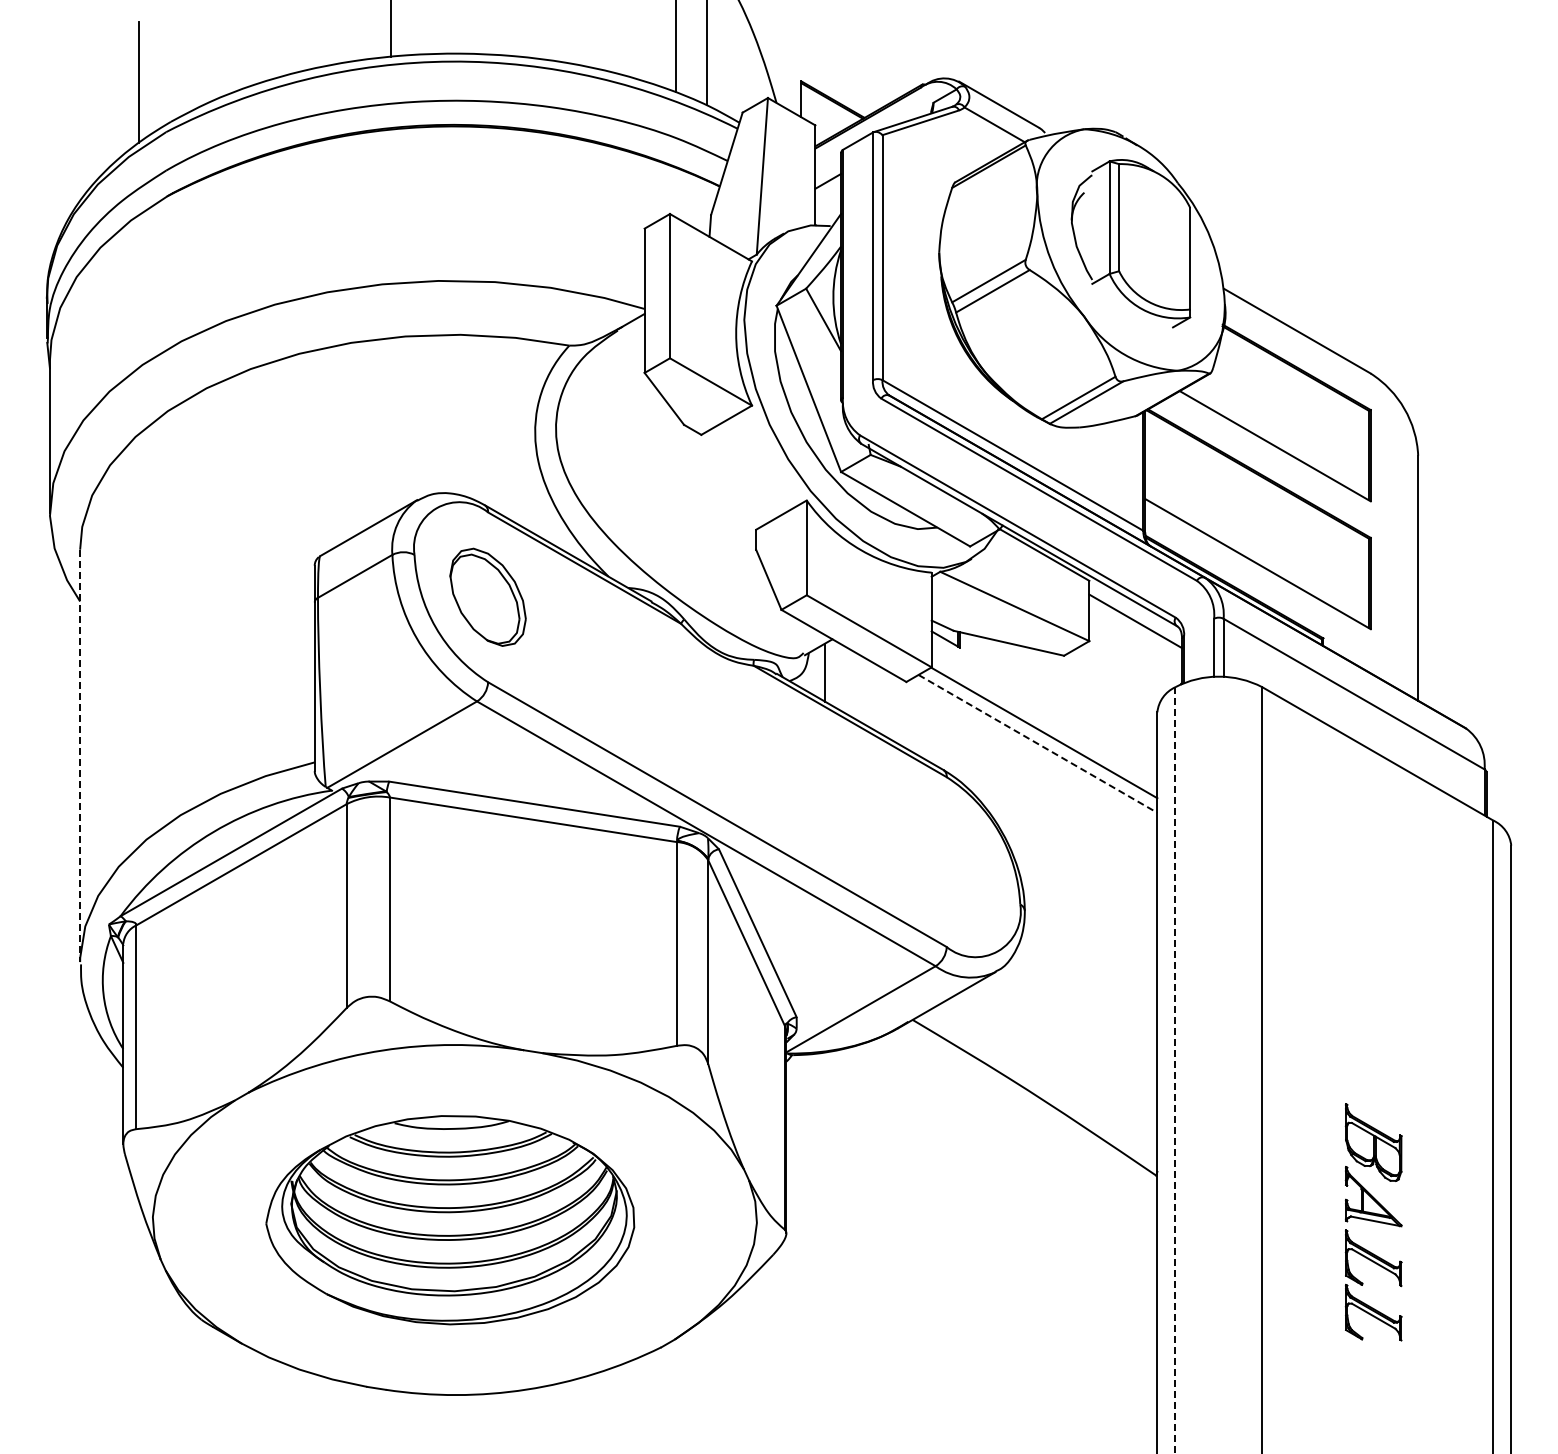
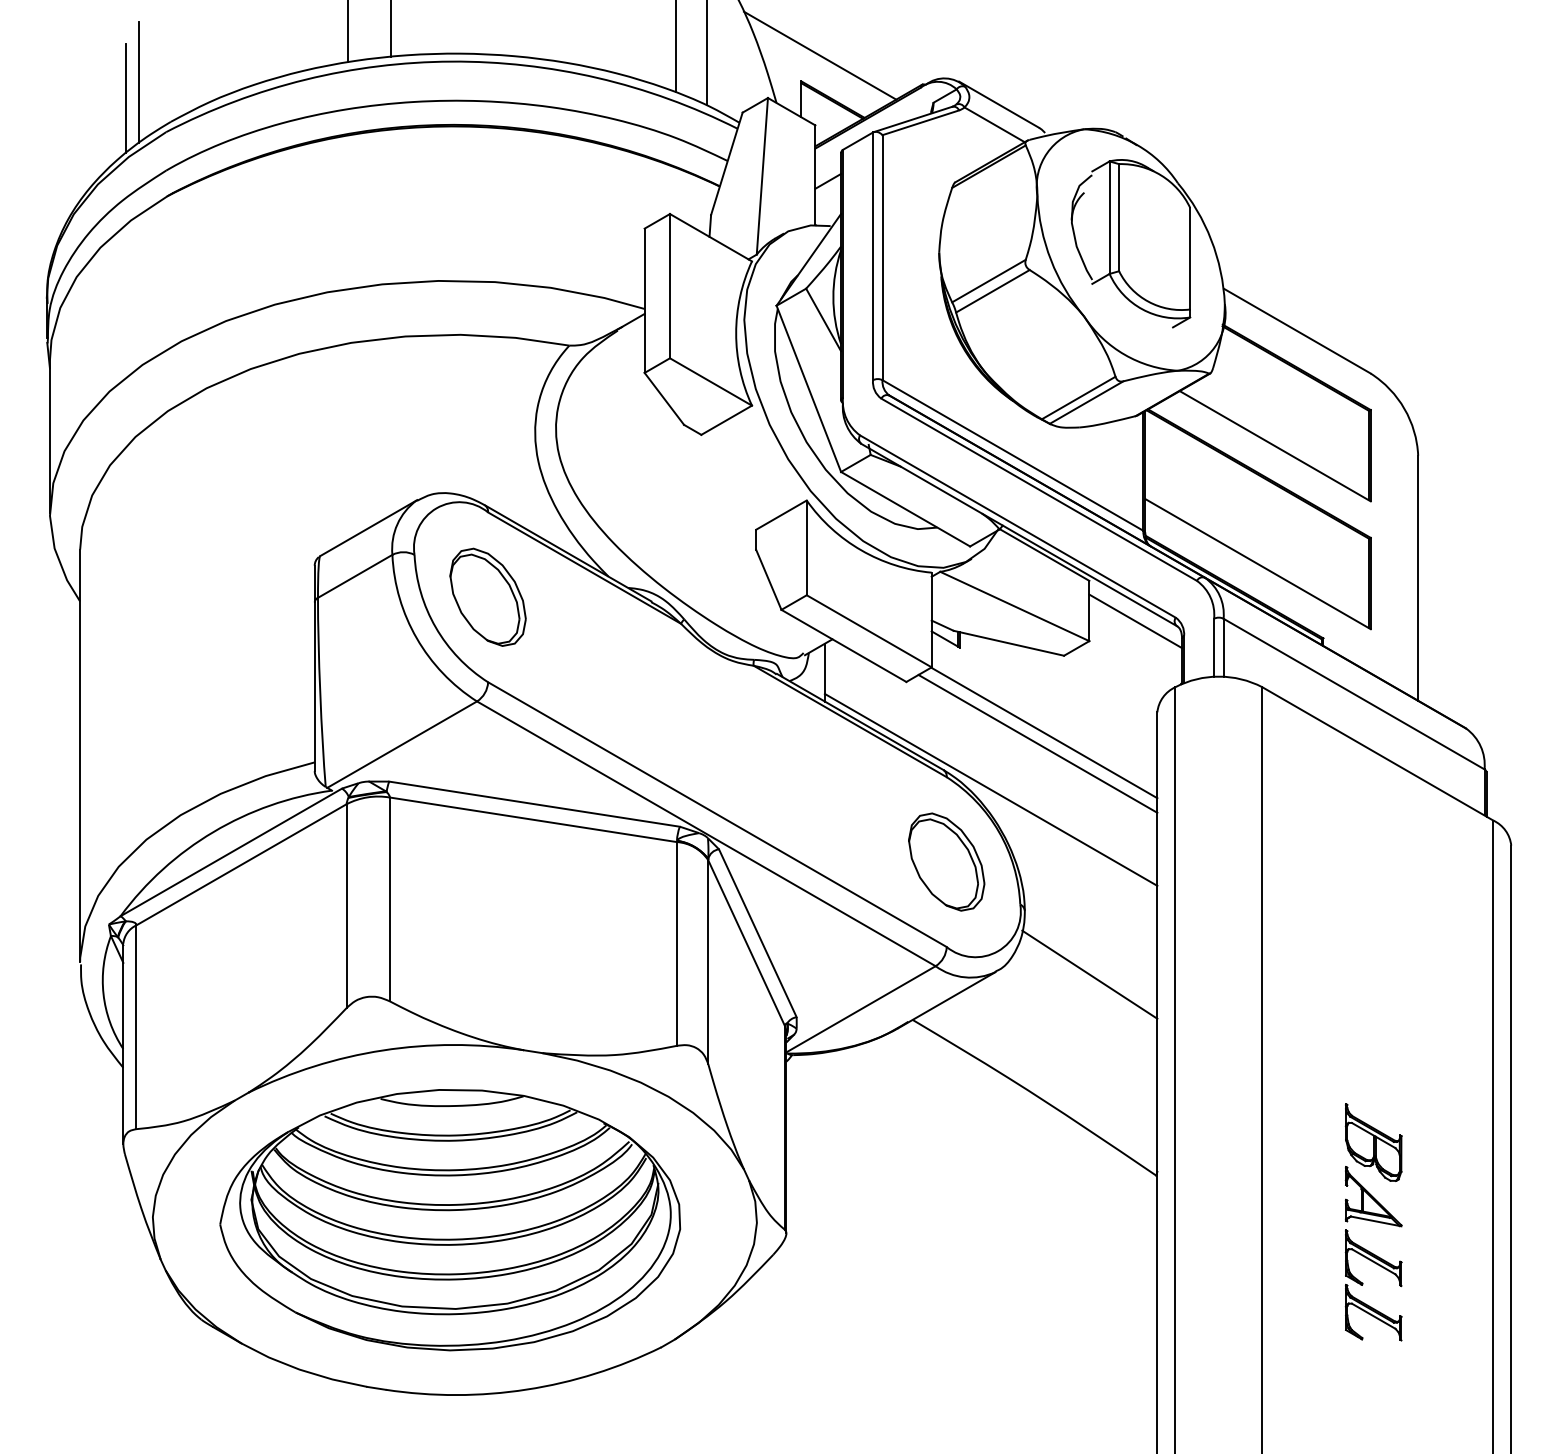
line: none -> present (347, 32)
line: none -> present (819, 55)
line: none -> present (125, 98)
line: dashed -> solid (1037, 743)
line: dashed -> solid (80, 756)
line: none -> present (990, 789)
part: none -> present (946, 861)
line: none -> present (1089, 974)
line: dashed -> solid (1175, 1070)
part size: 371x211 px -> 463x263 px (450, 1220)
